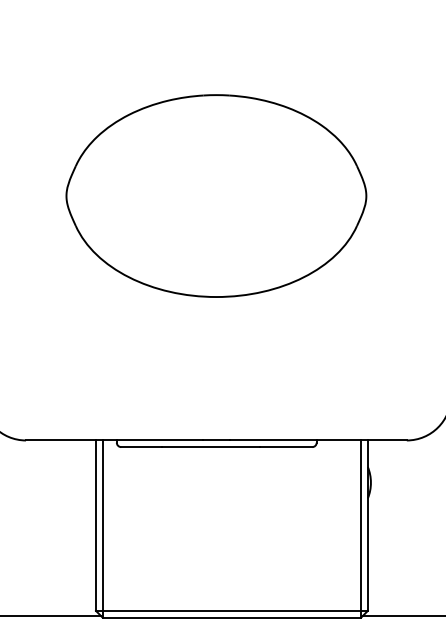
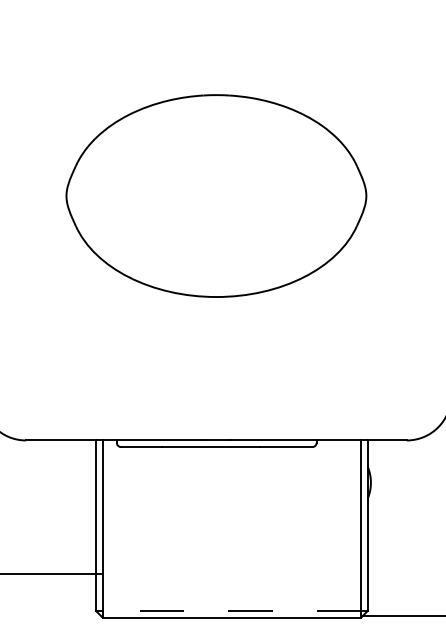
line: solid -> dashed (231, 610)
line position: (51, 615) -> (51, 573) (51, 573)
